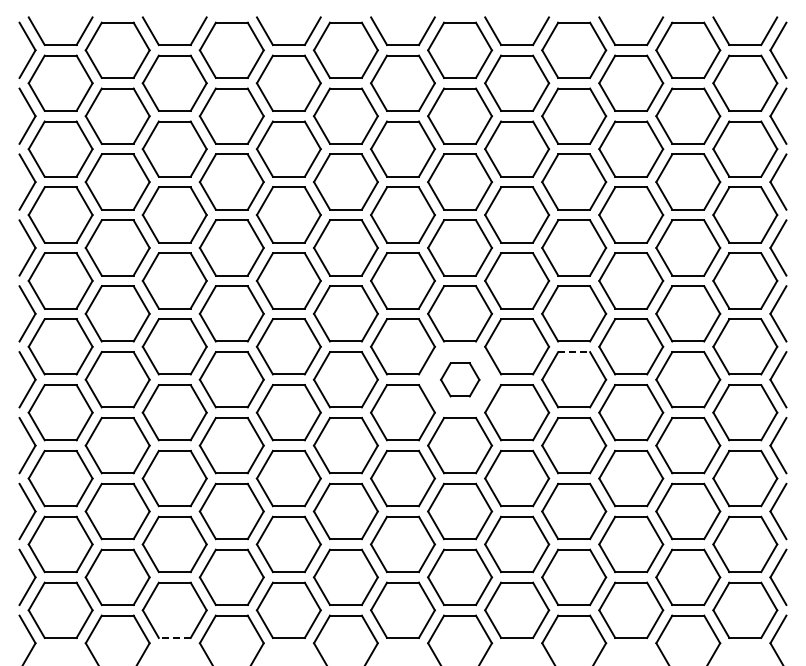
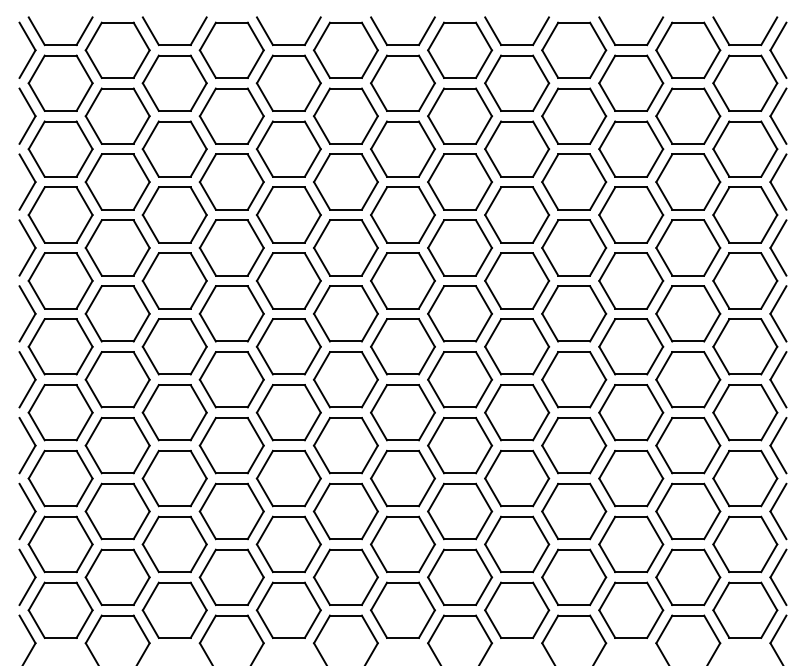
line: dashed -> solid (574, 352)
part size: 41x36 px -> 67x58 px (460, 379)
line: dashed -> solid (174, 637)
